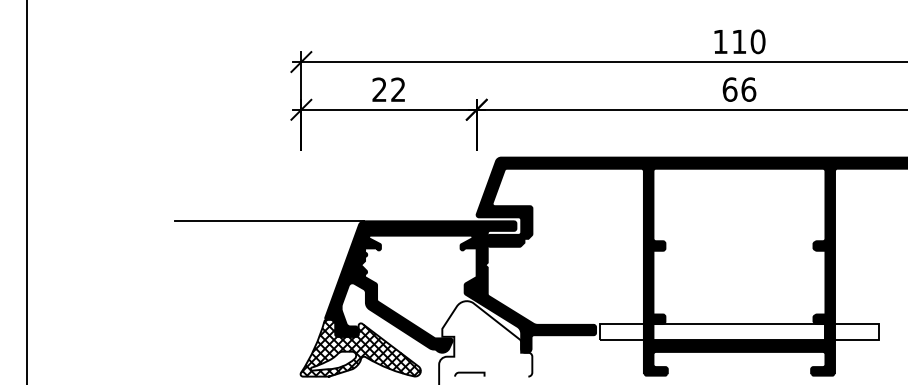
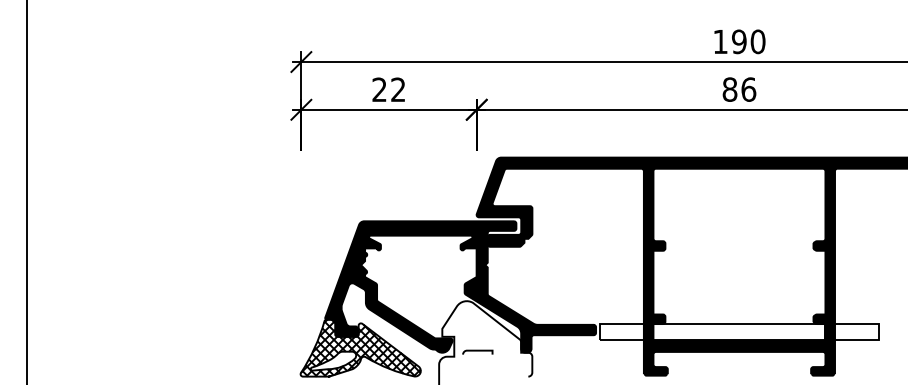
text: 110 -> 190 (739, 41)
text: 66 -> 86 (729, 89)
line: present -> none (269, 221)
curve position: (469, 373) -> (477, 351) (477, 351)
